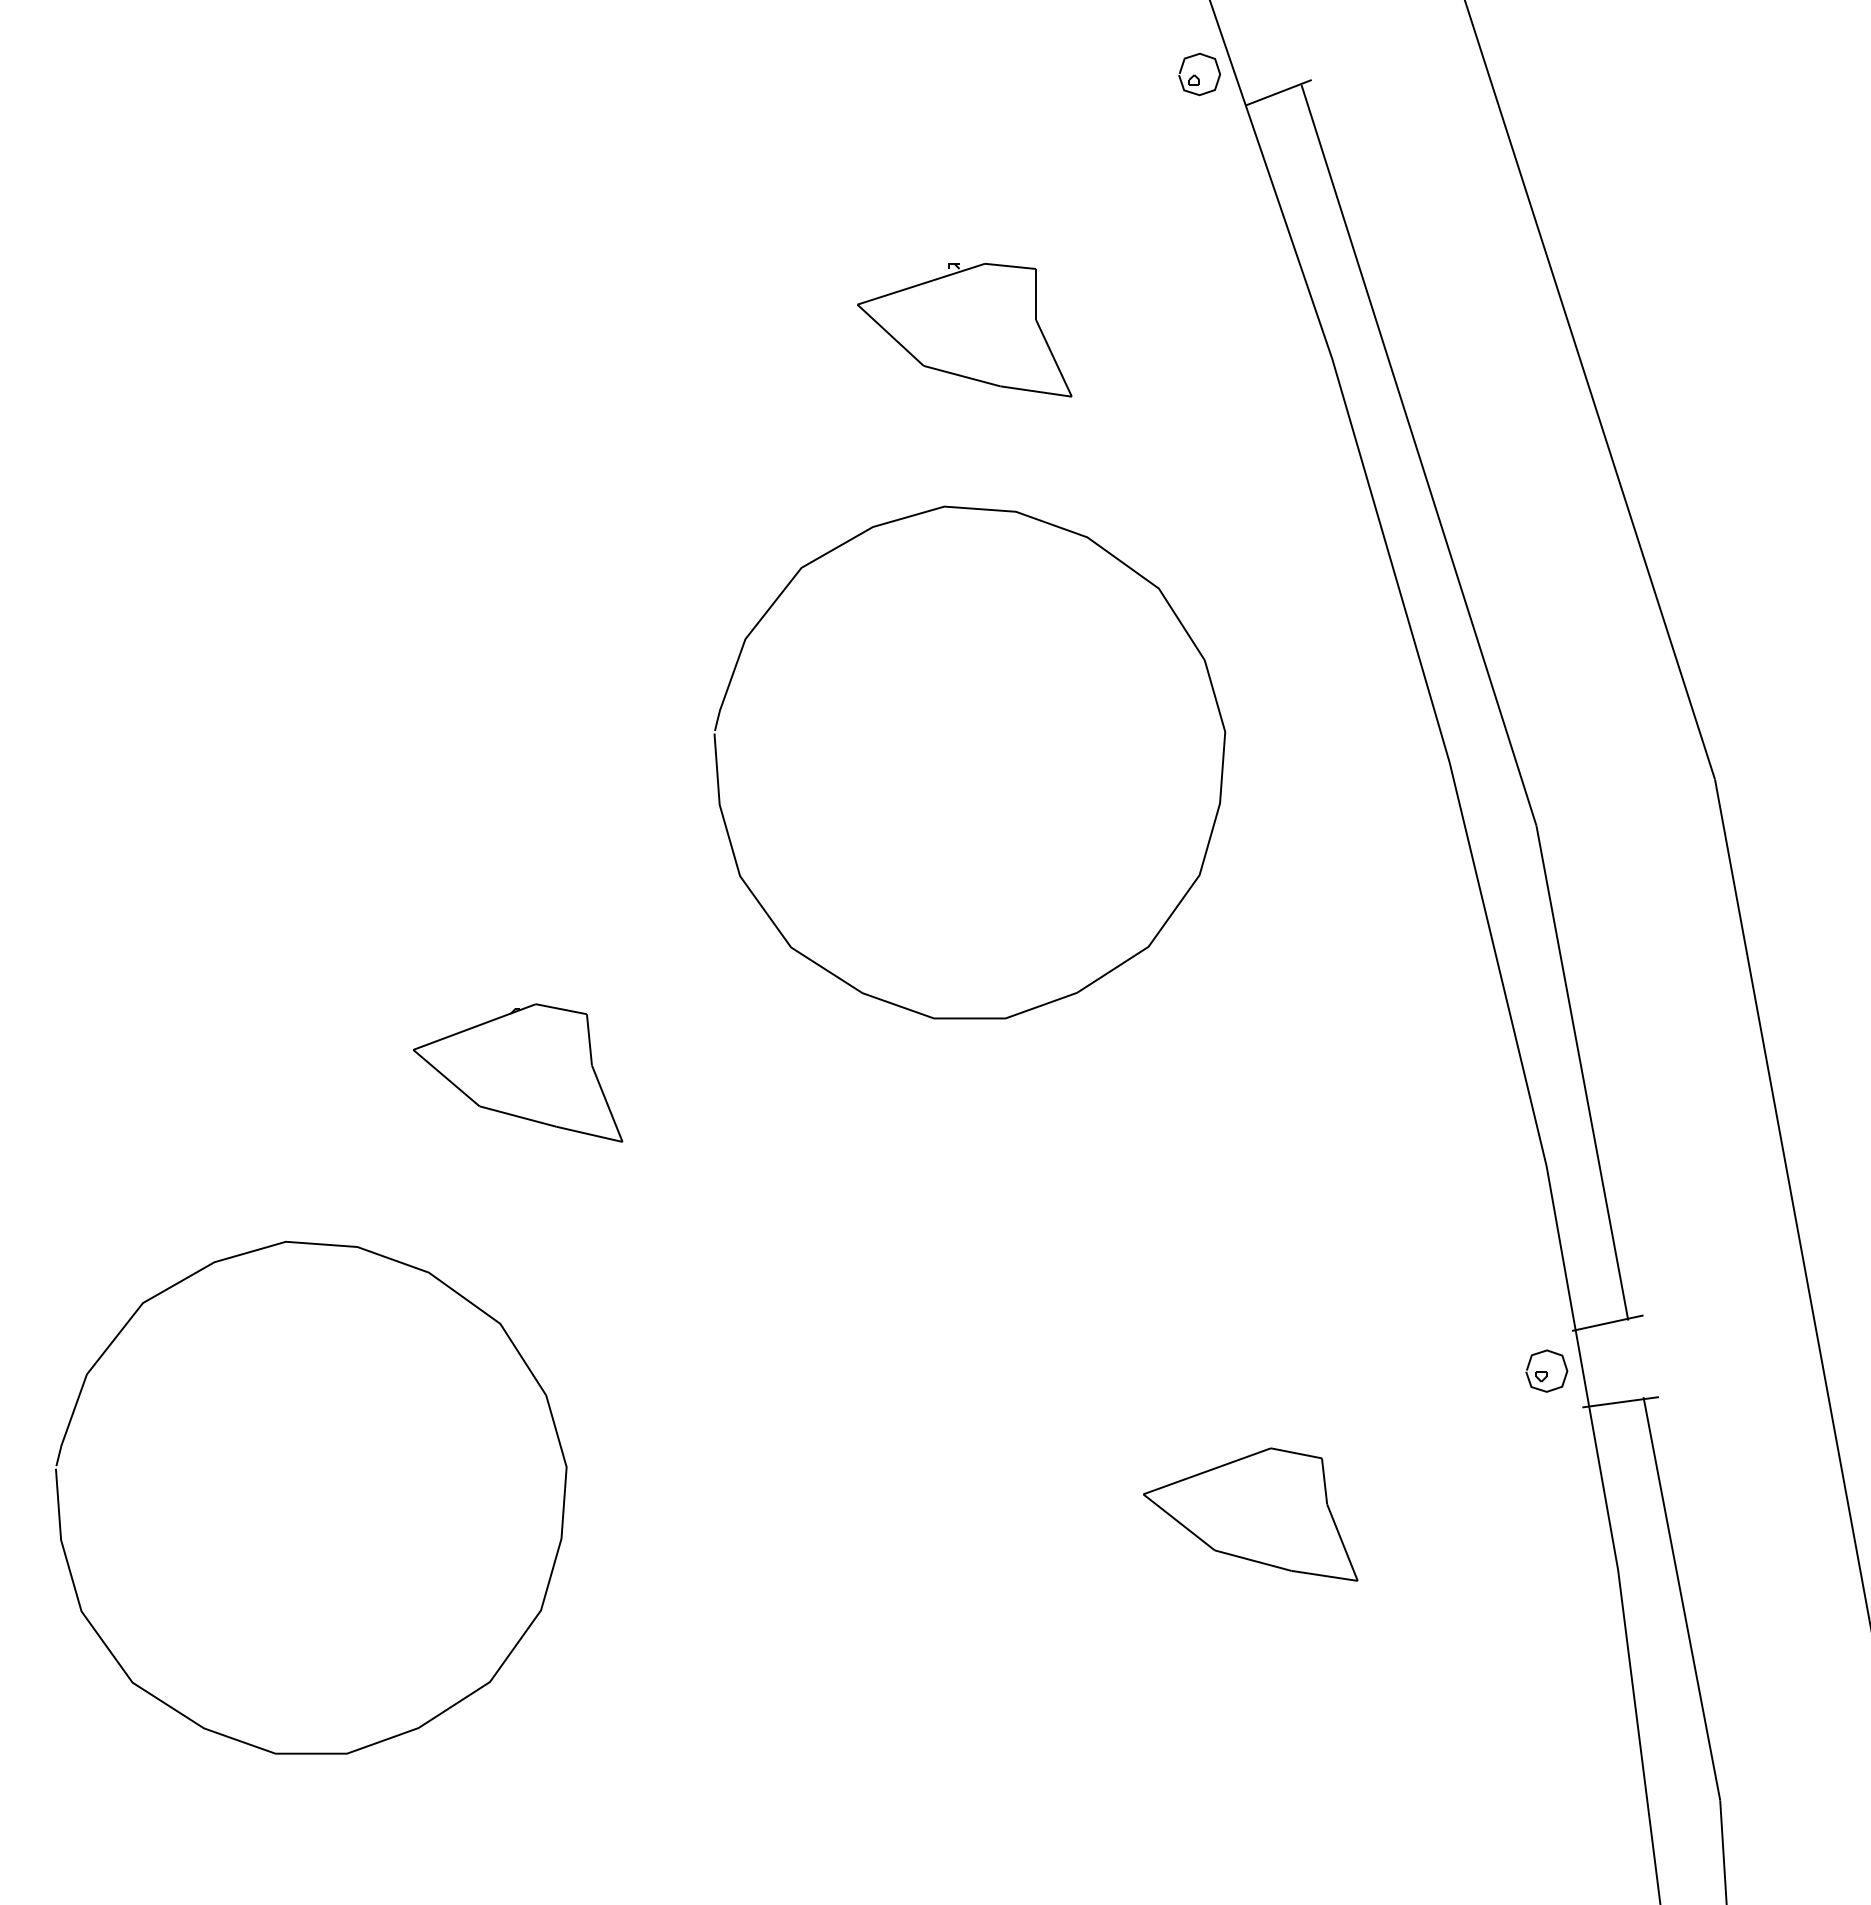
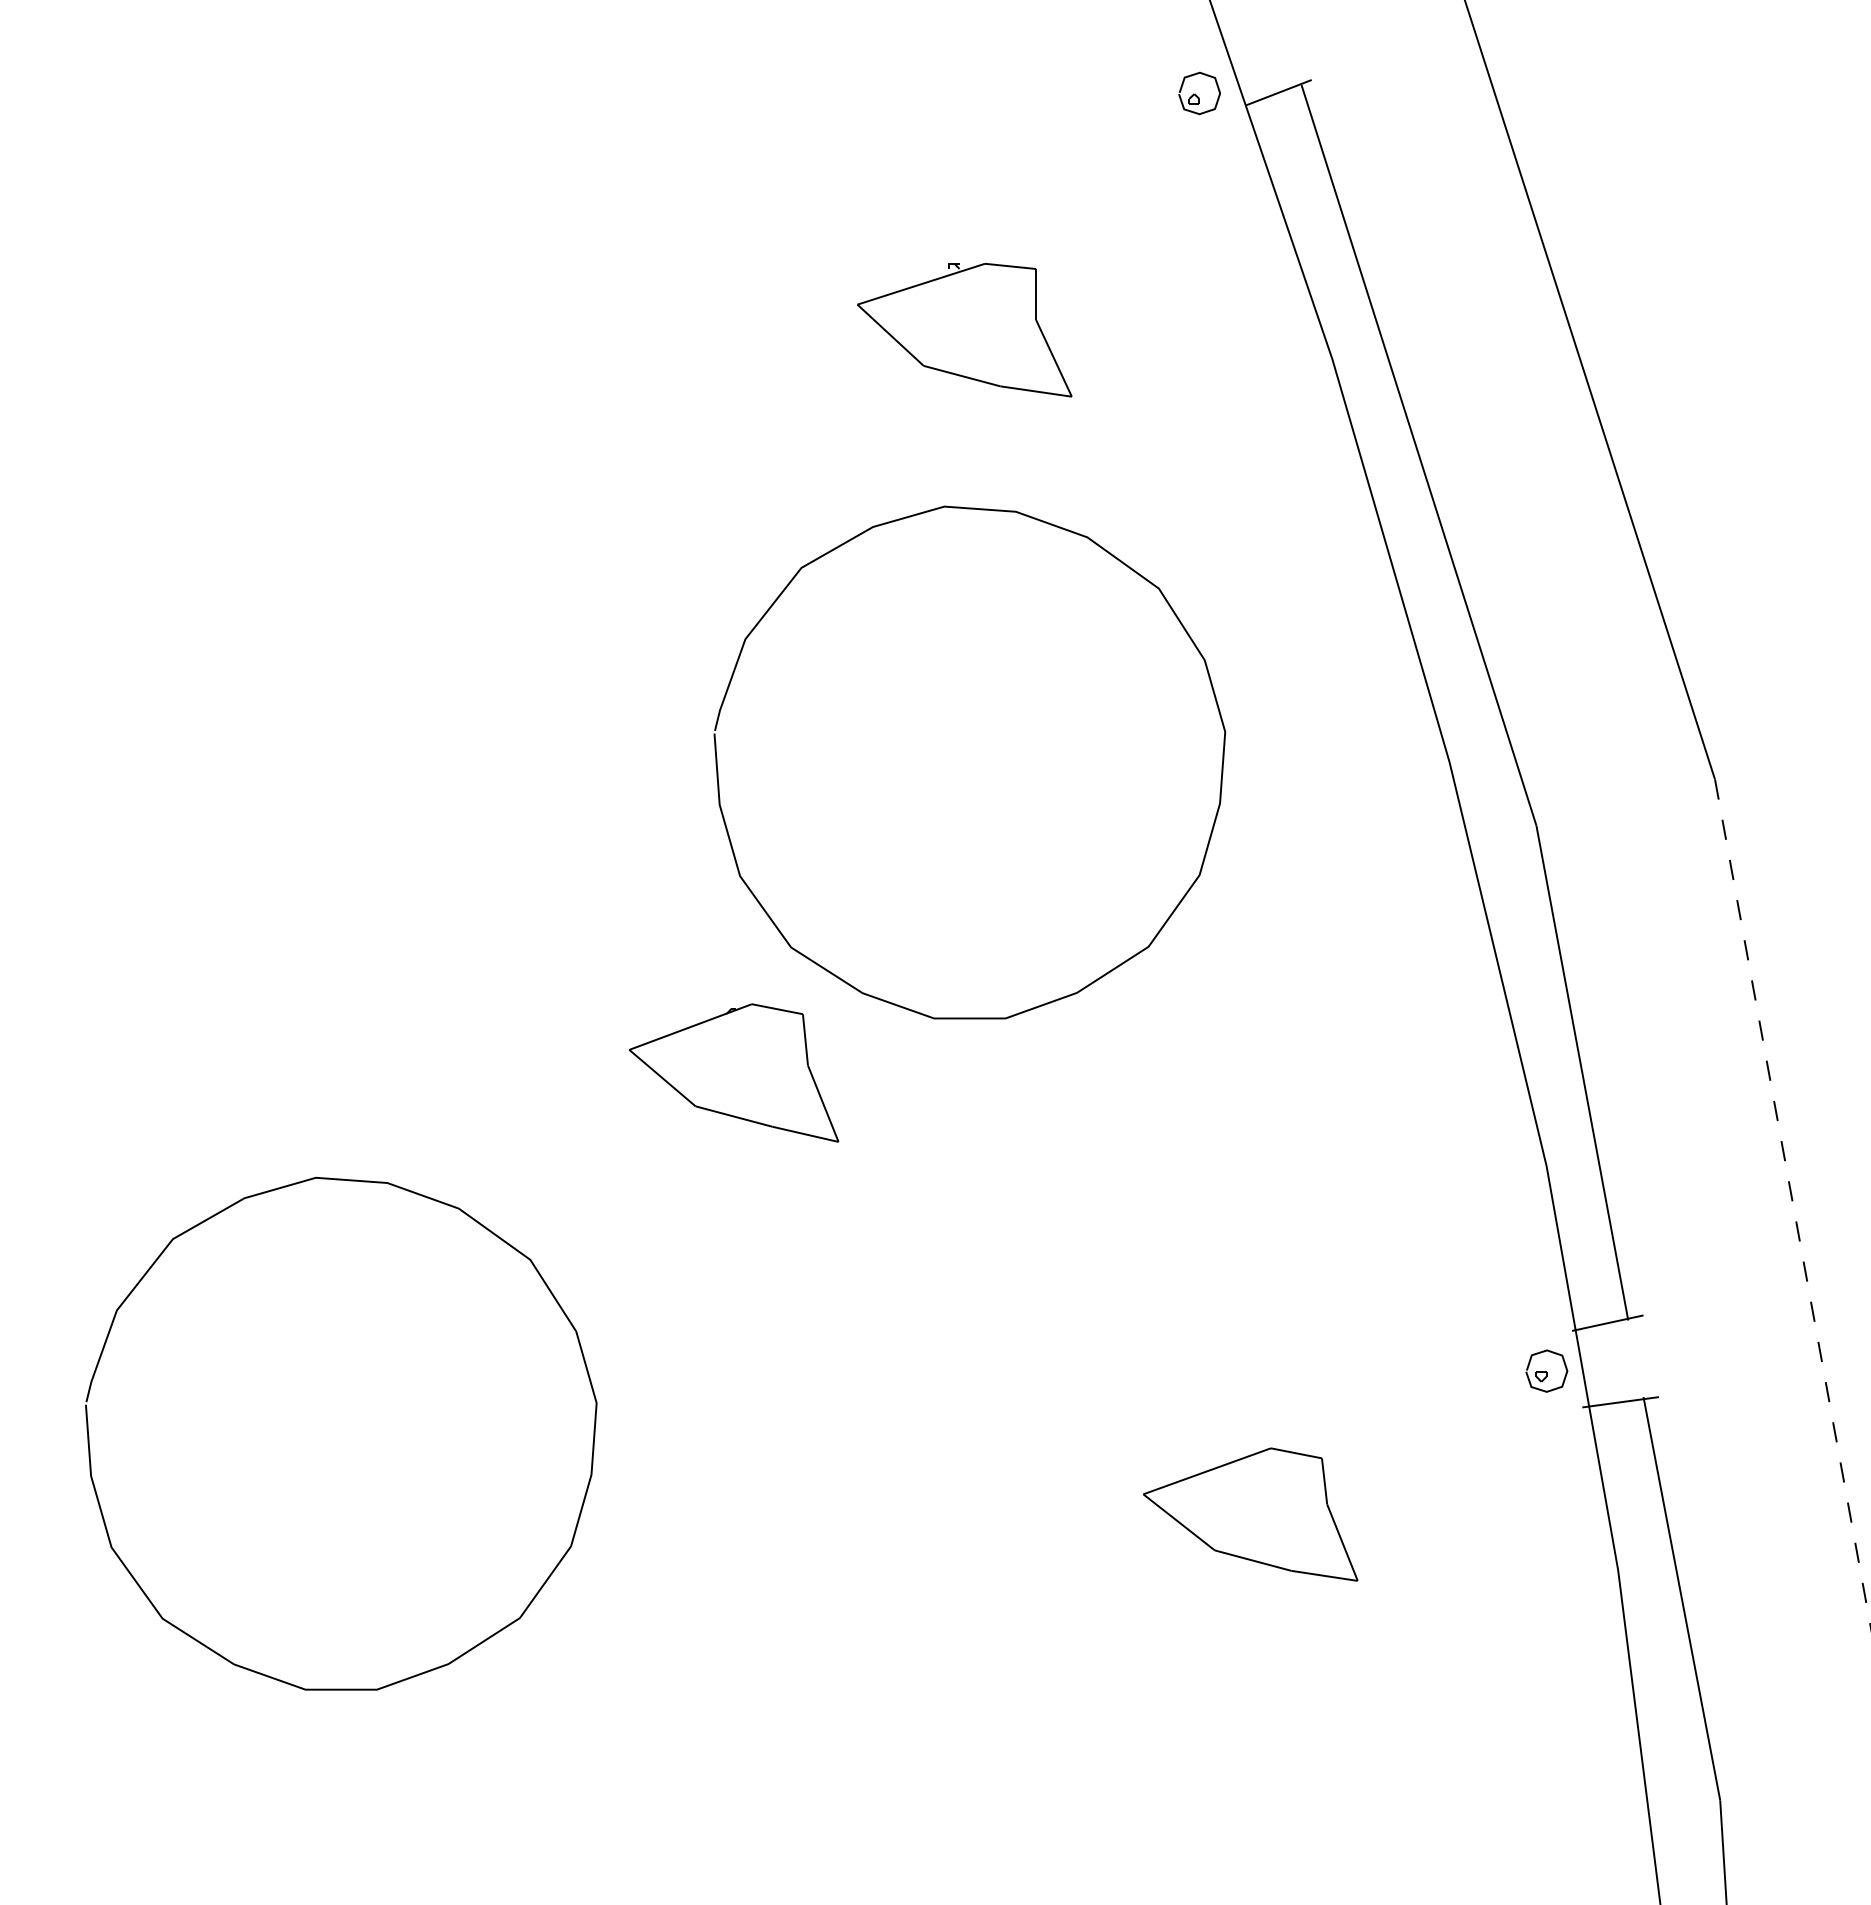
part position: (1199, 74) -> (1199, 93) (1199, 93)
part position: (518, 1072) -> (734, 1072) (734, 1072)
line: solid -> dashed (1793, 1204)
curve position: (454, 1292) -> (484, 1228) (484, 1228)
